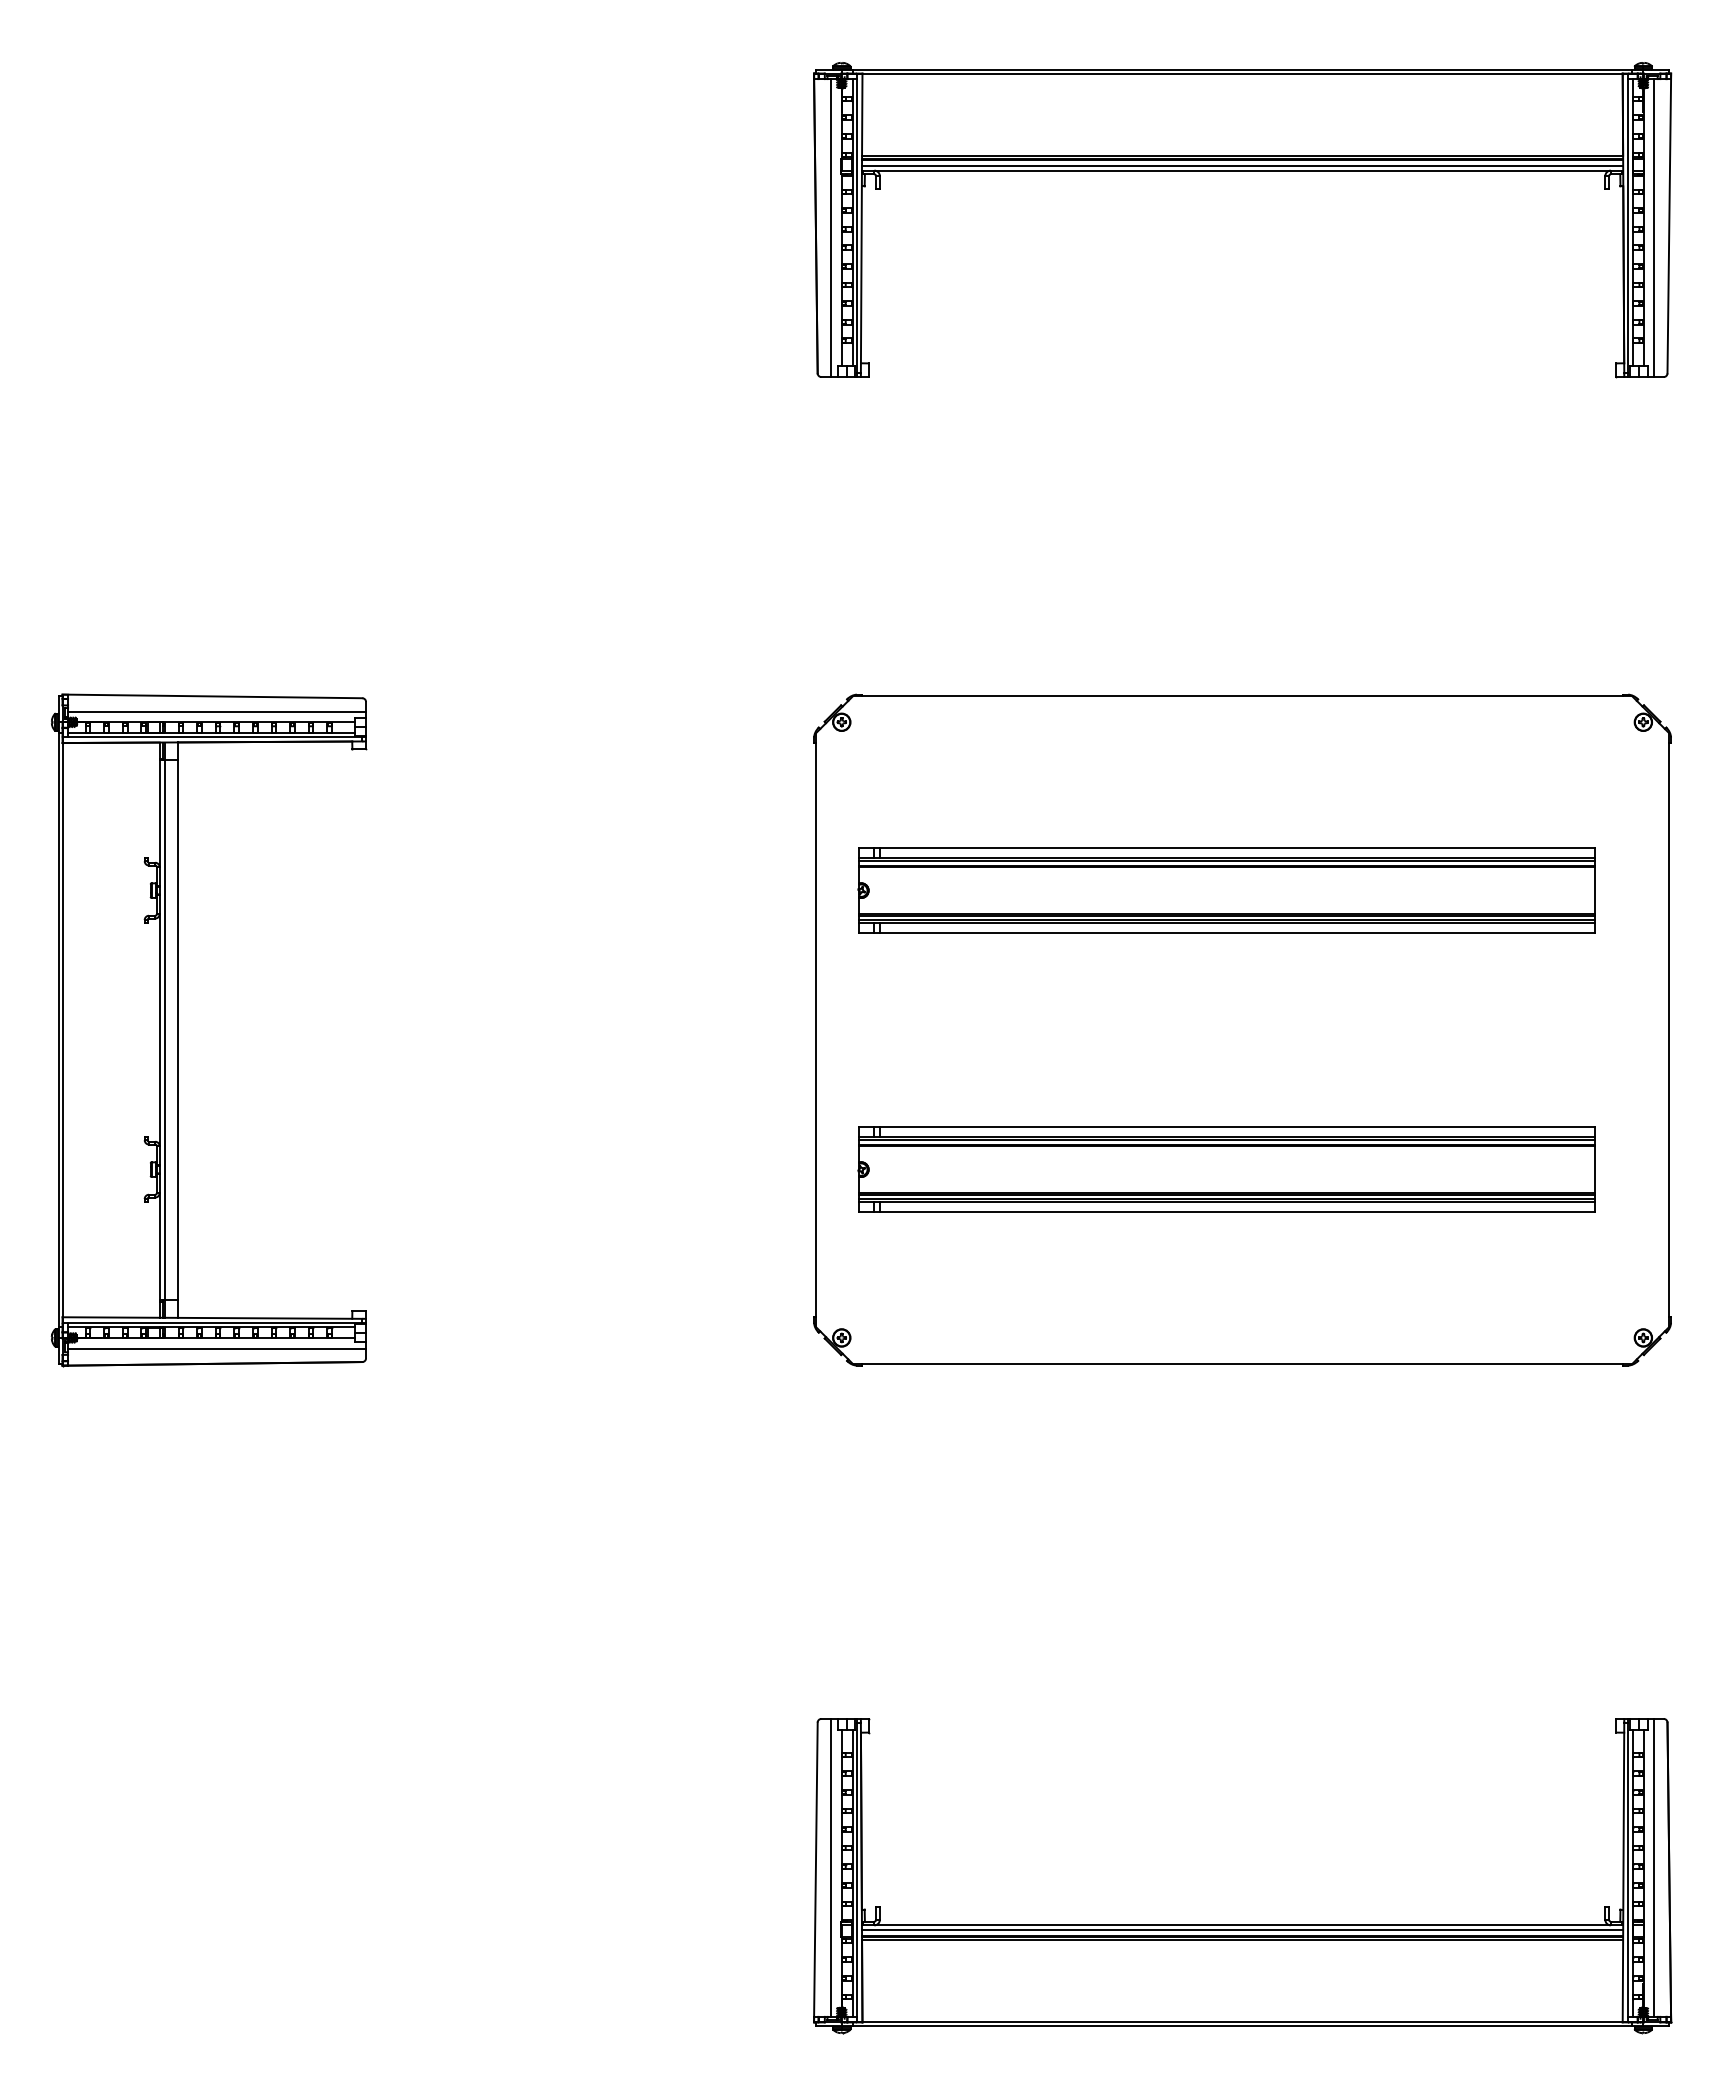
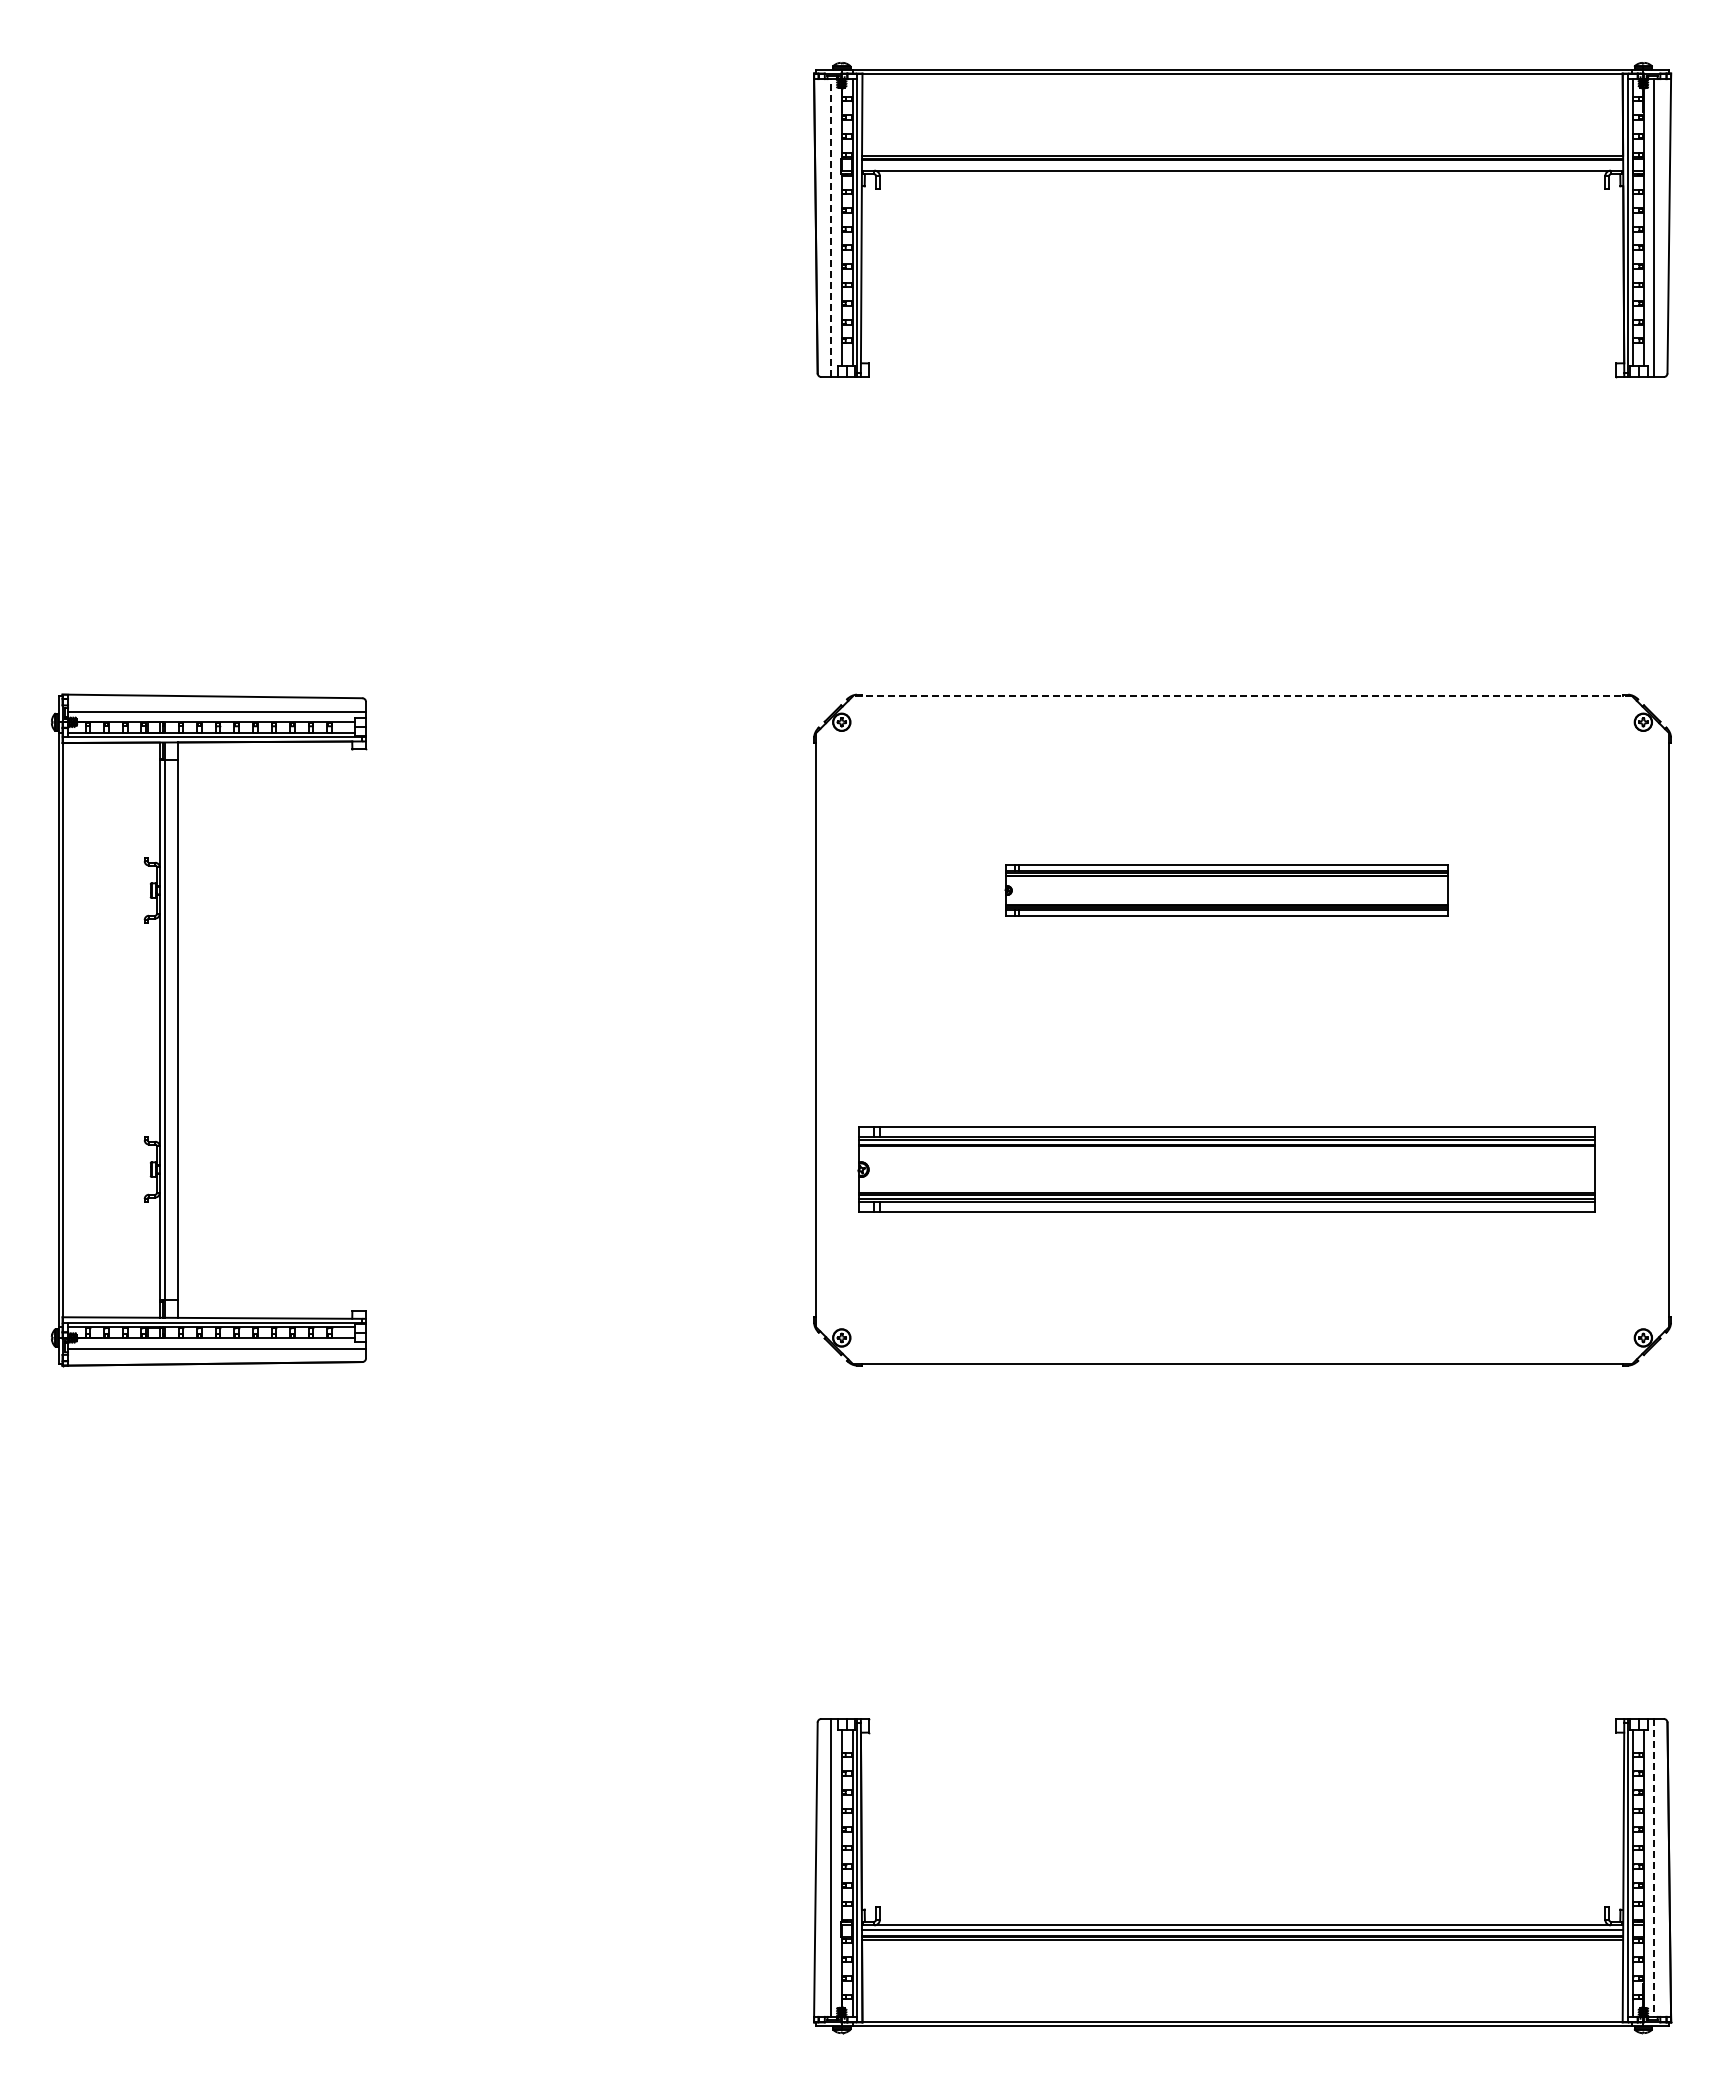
line: present -> none (1242, 166)
line: solid -> dashed (831, 228)
line: solid -> dashed (1242, 696)
part size: 739x87 px -> 445x53 px (1226, 890)
line: solid -> dashed (1654, 1867)
